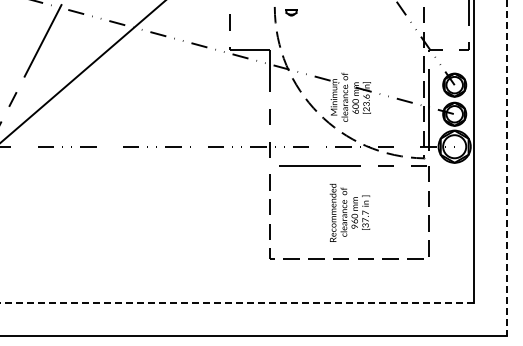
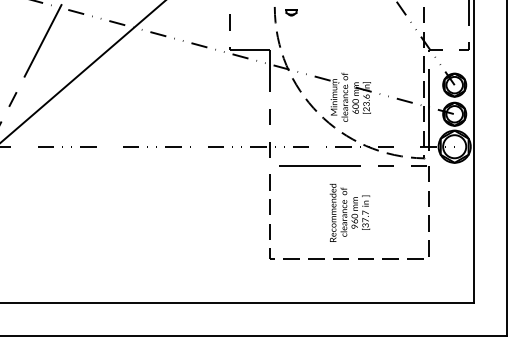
line: dashed -> solid (507, 167)
line: dashed -> solid (237, 302)
